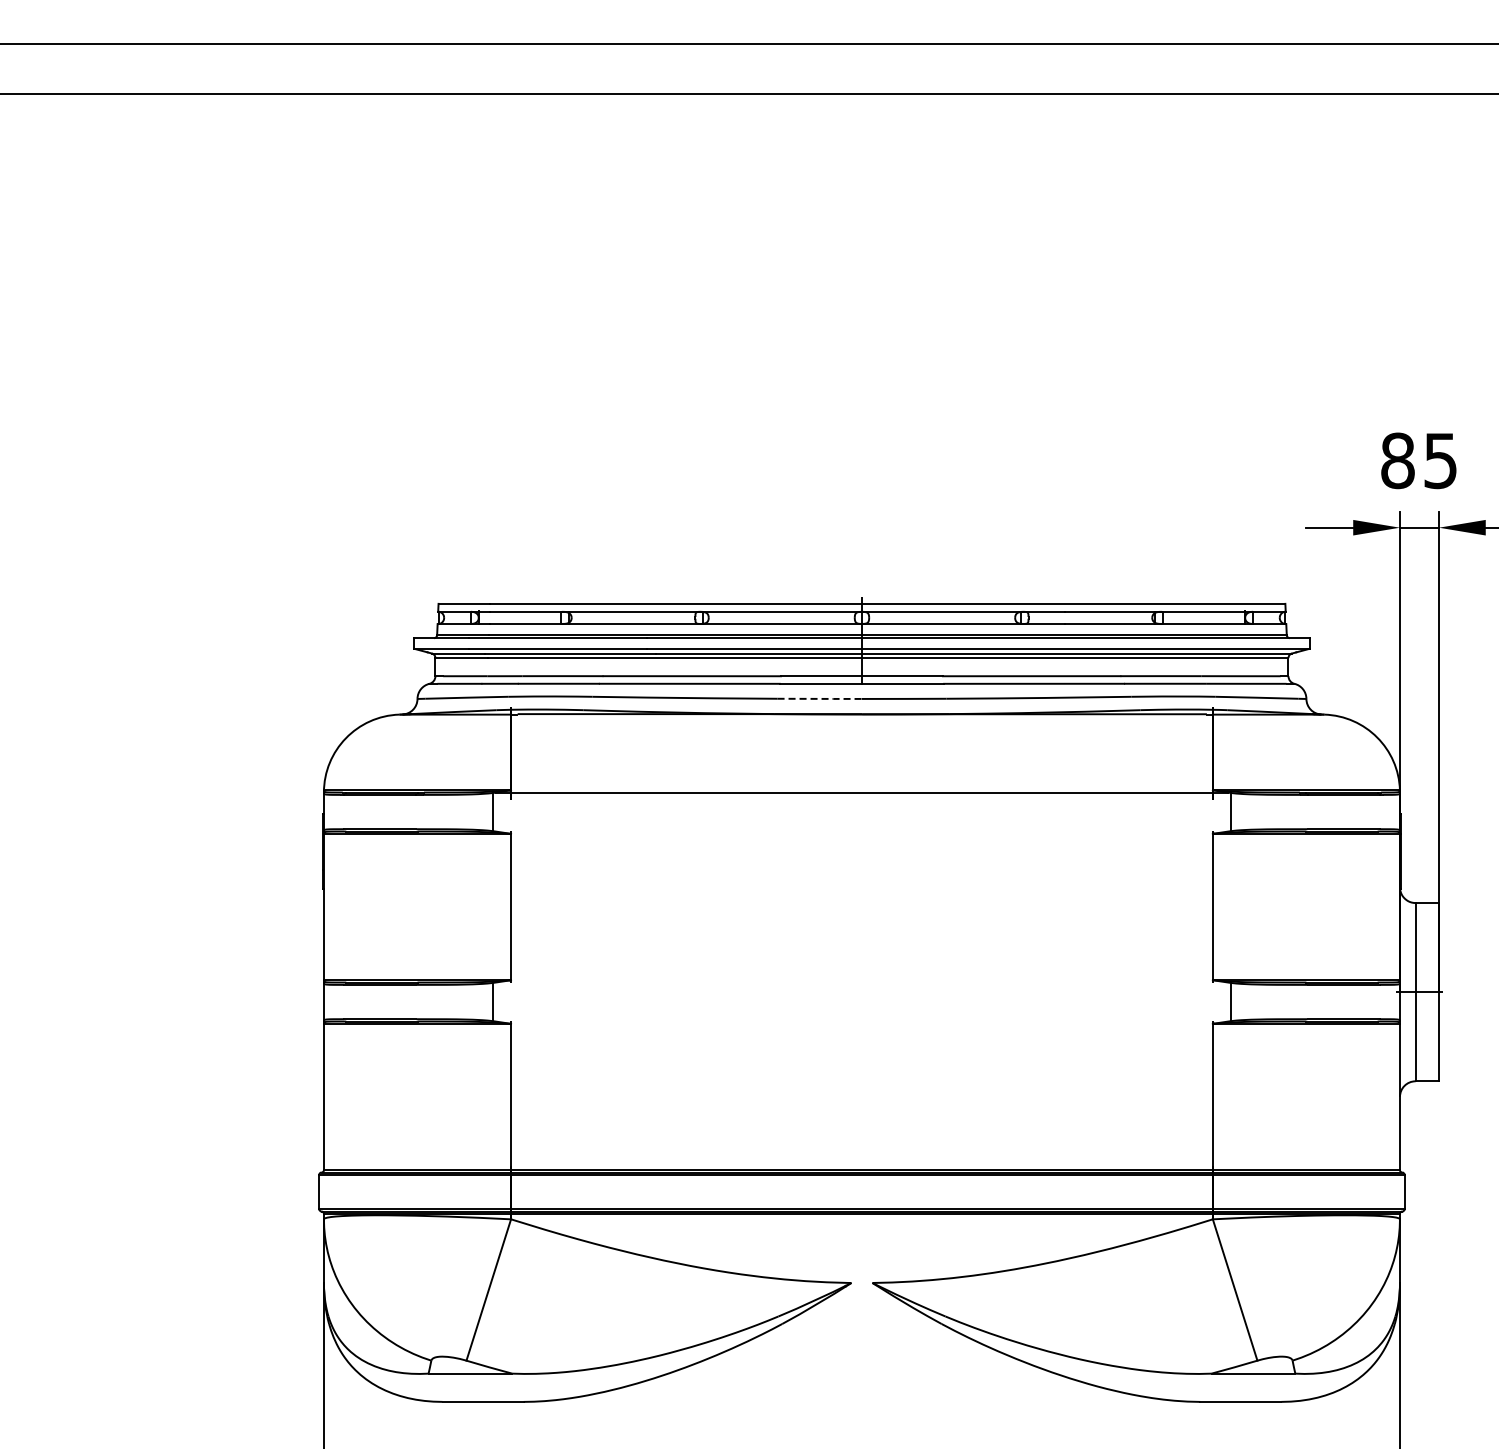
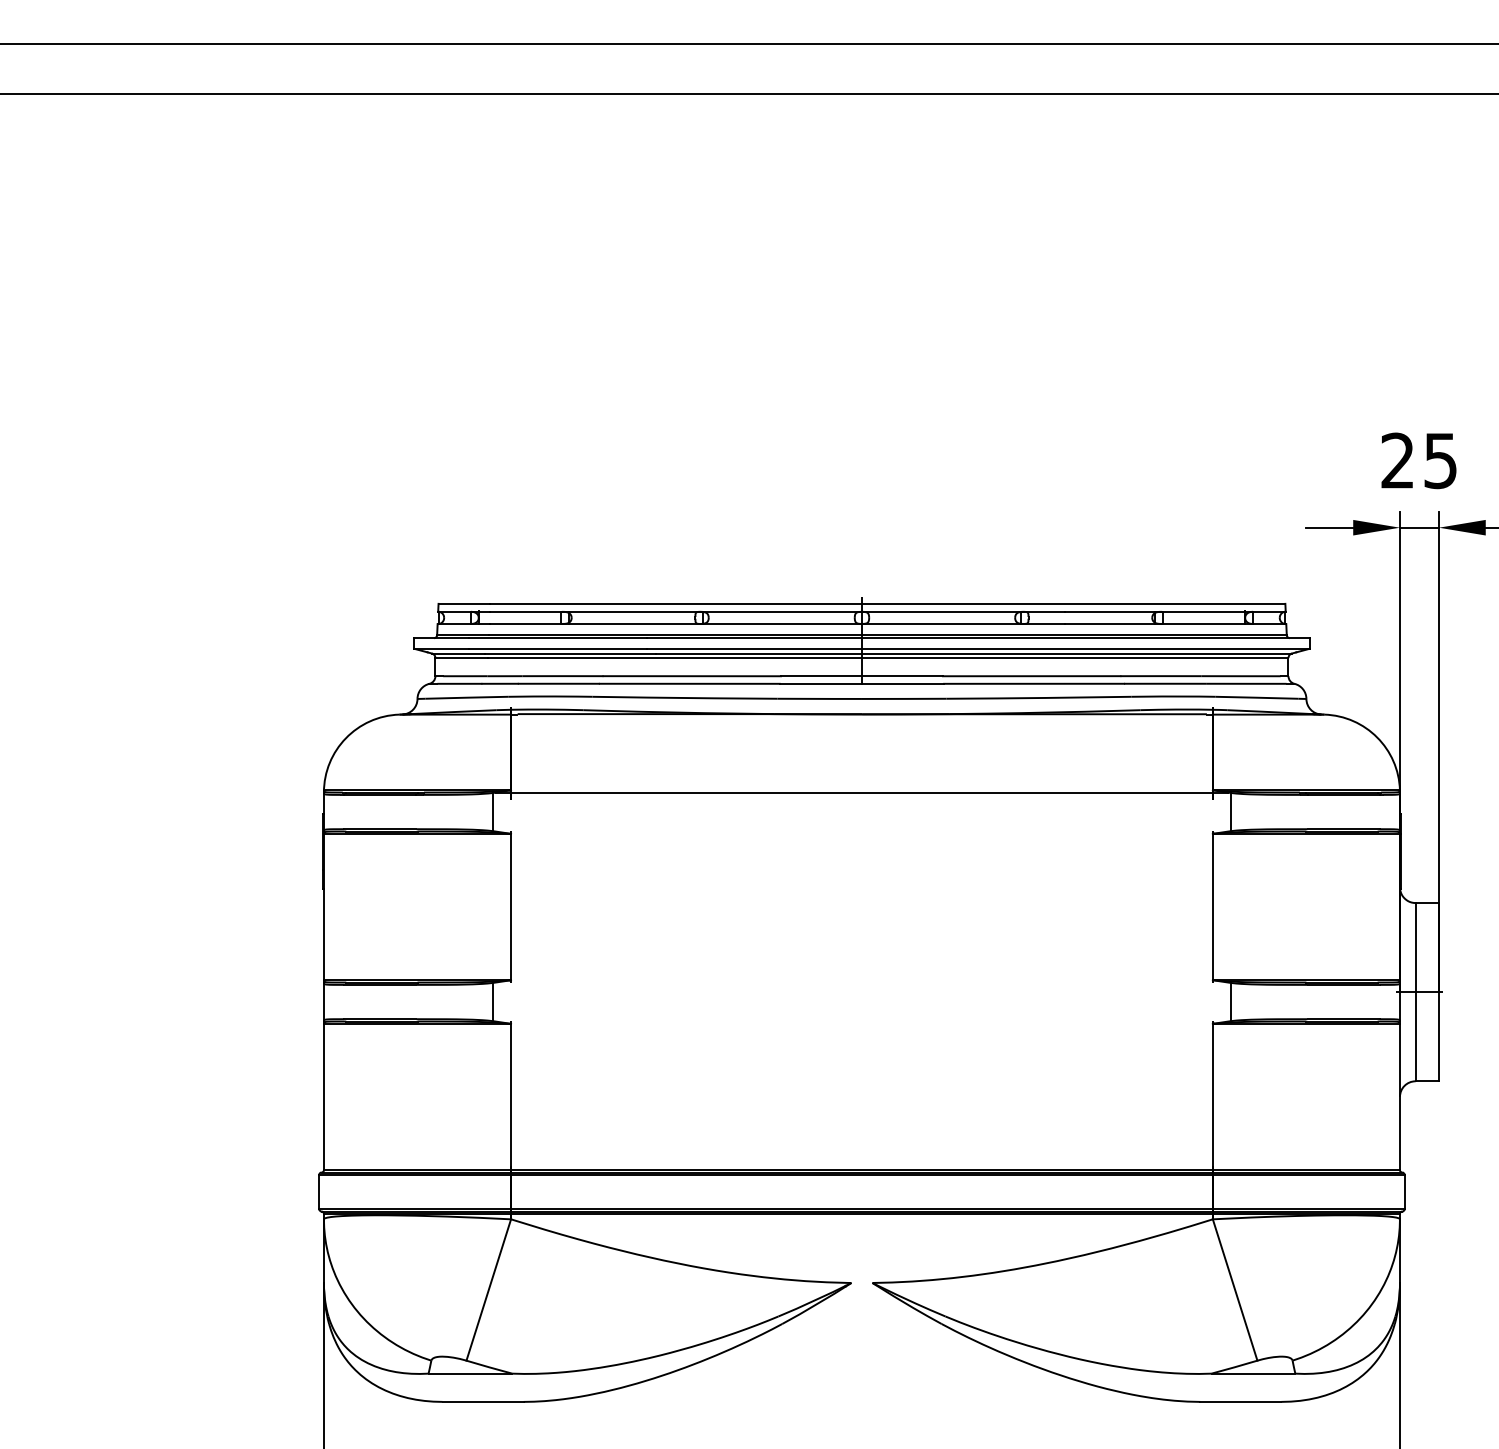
text: 85 -> 25 (1397, 460)
line: dashed -> solid (820, 698)
